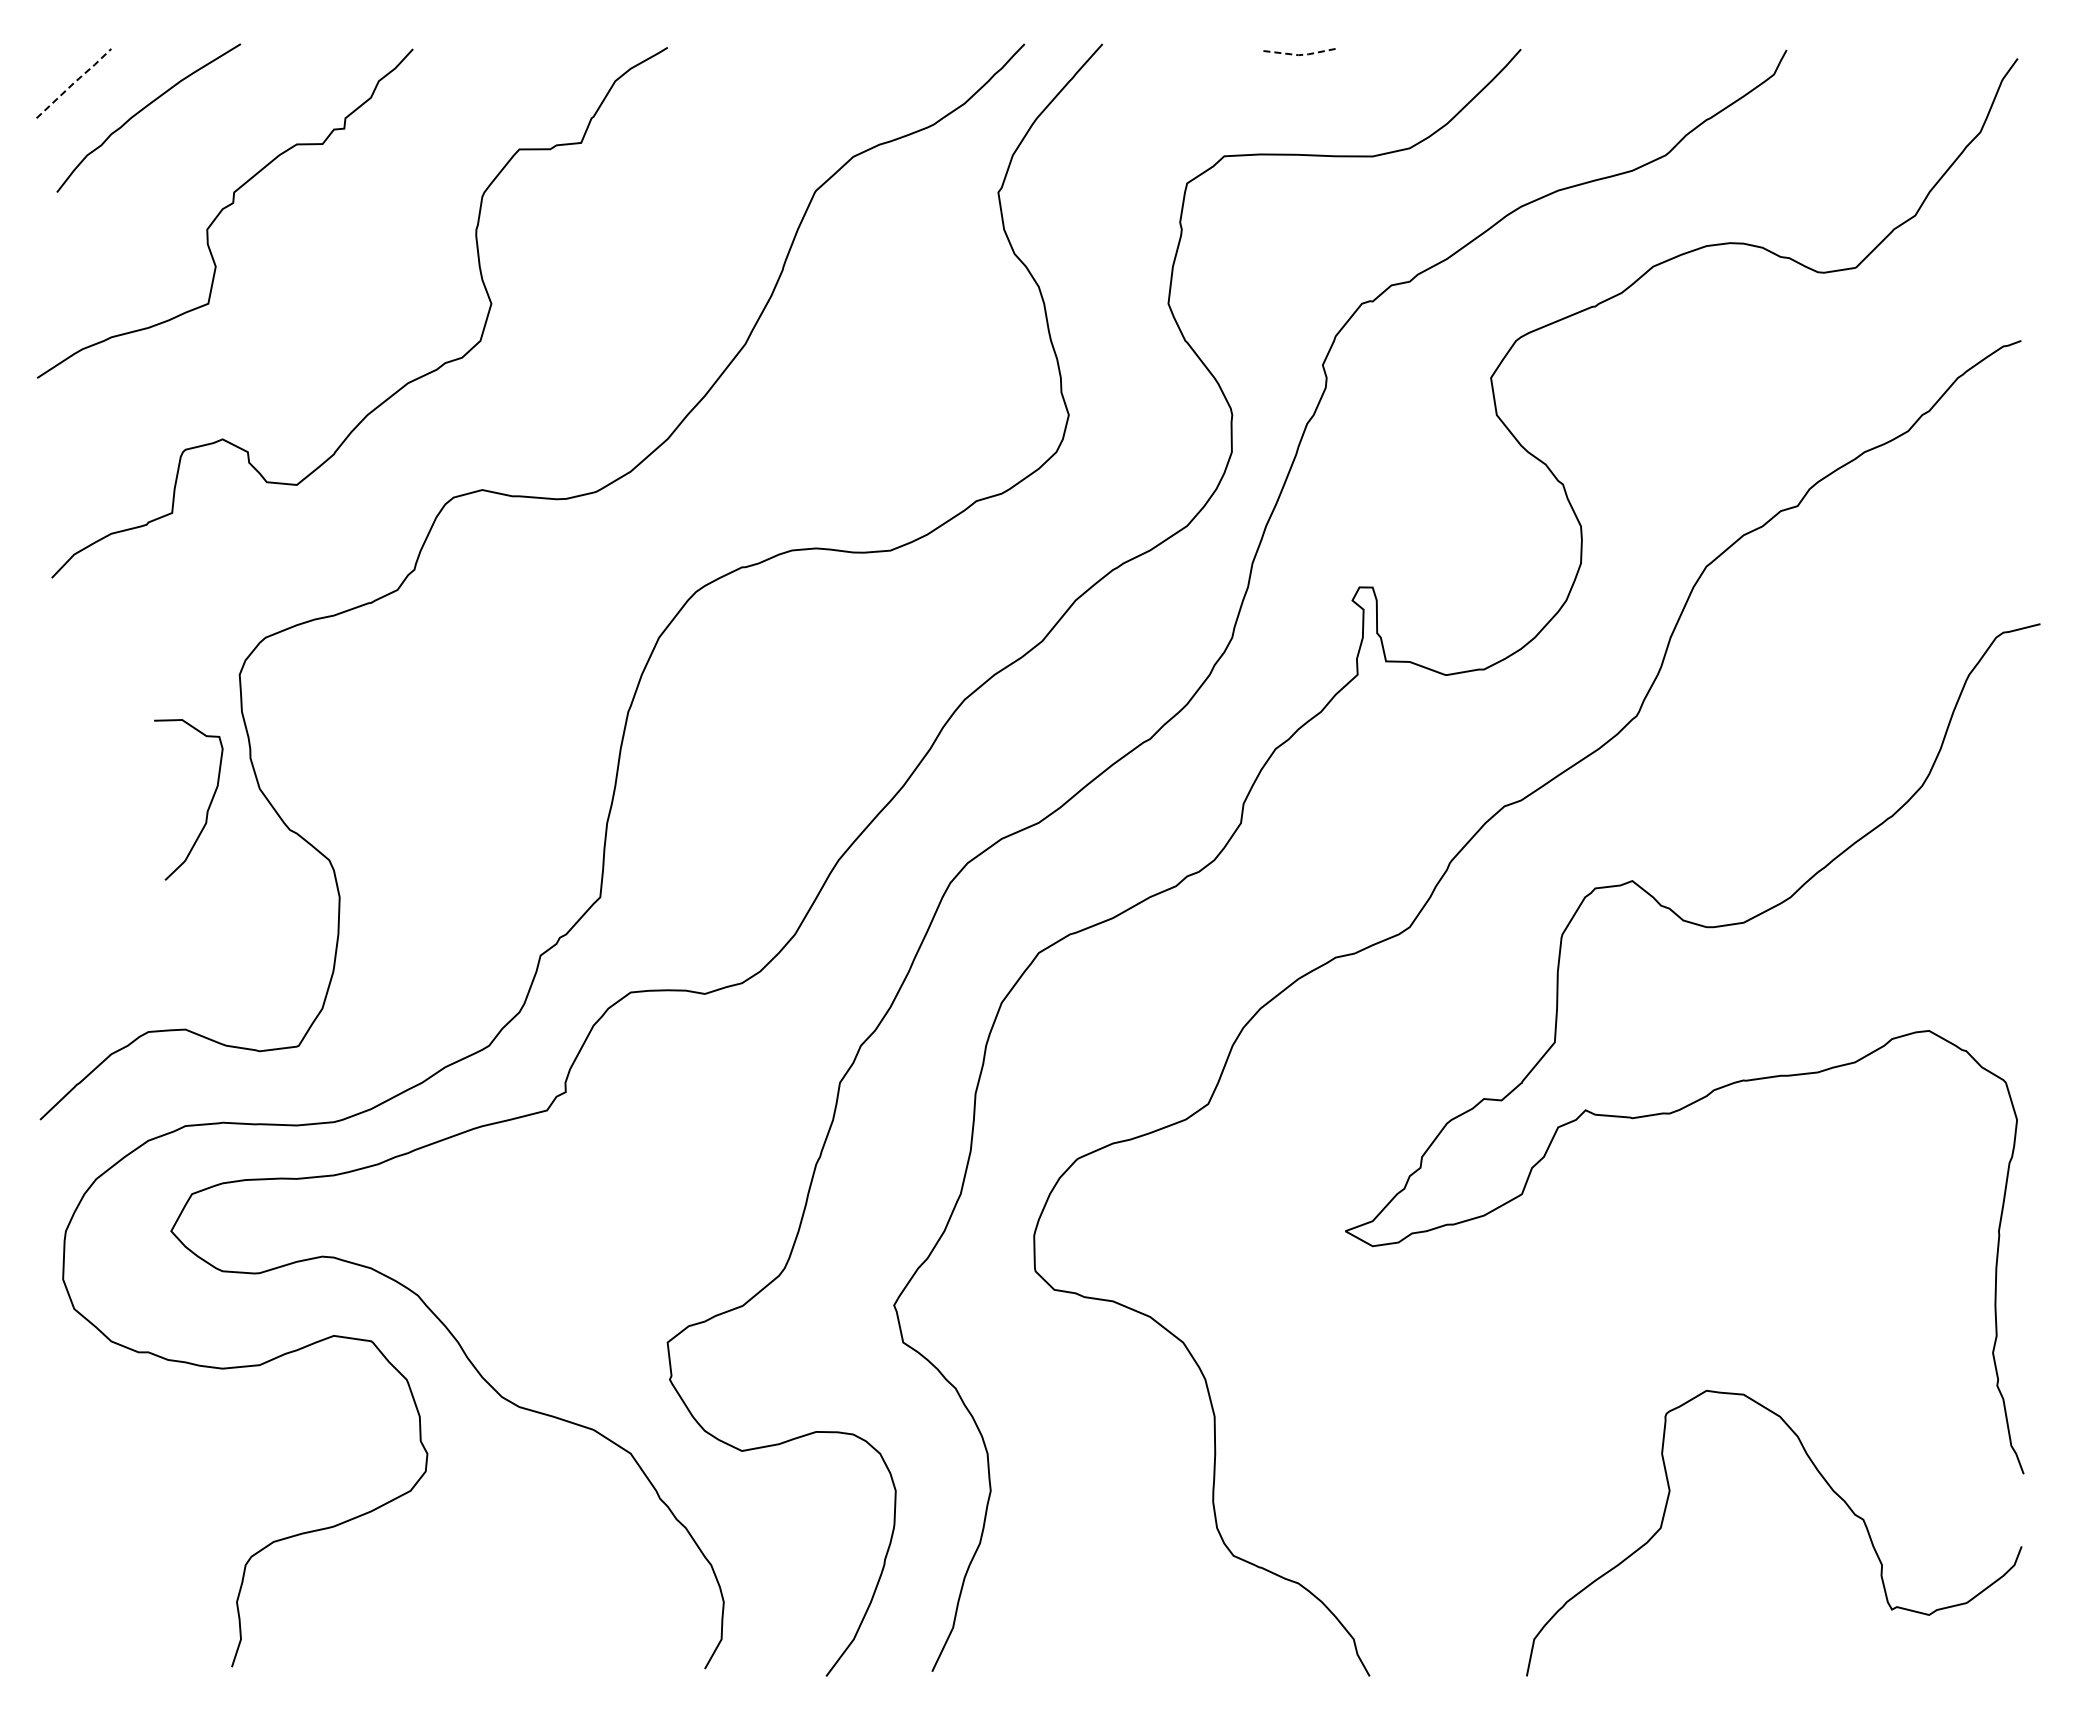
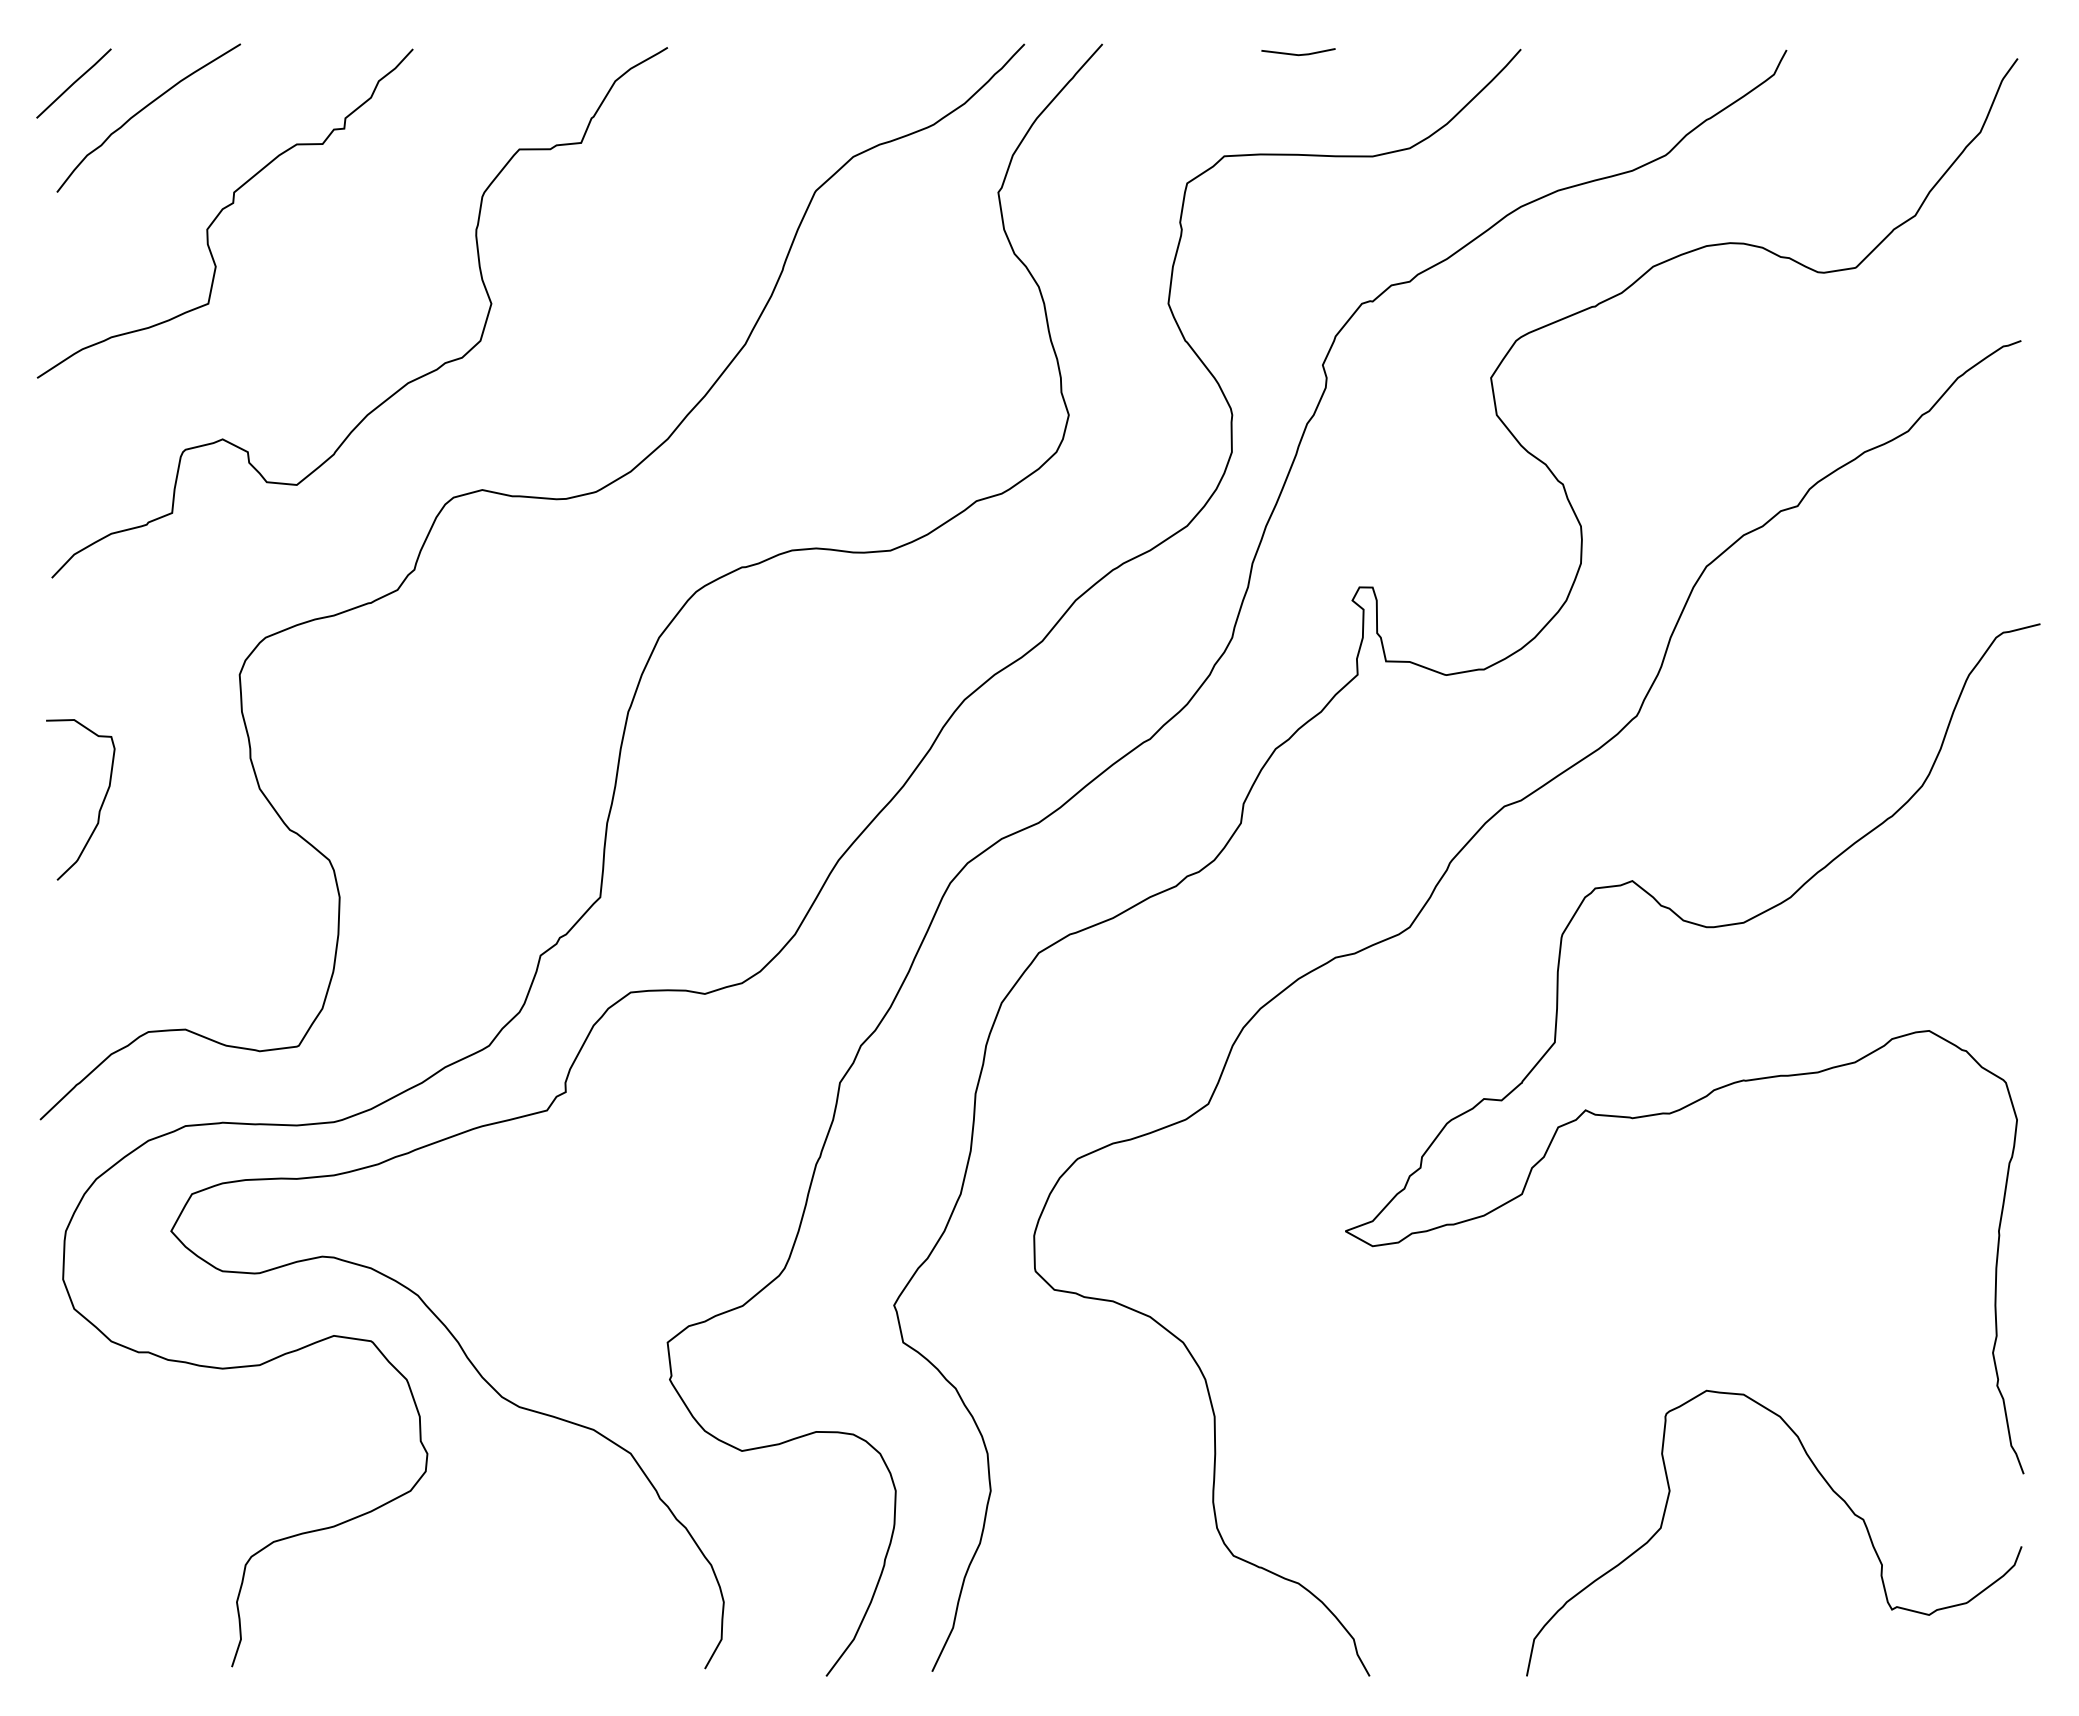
line: dashed -> solid (1298, 55)
line: dashed -> solid (74, 82)
curve position: (207, 808) -> (99, 808) (99, 808)
